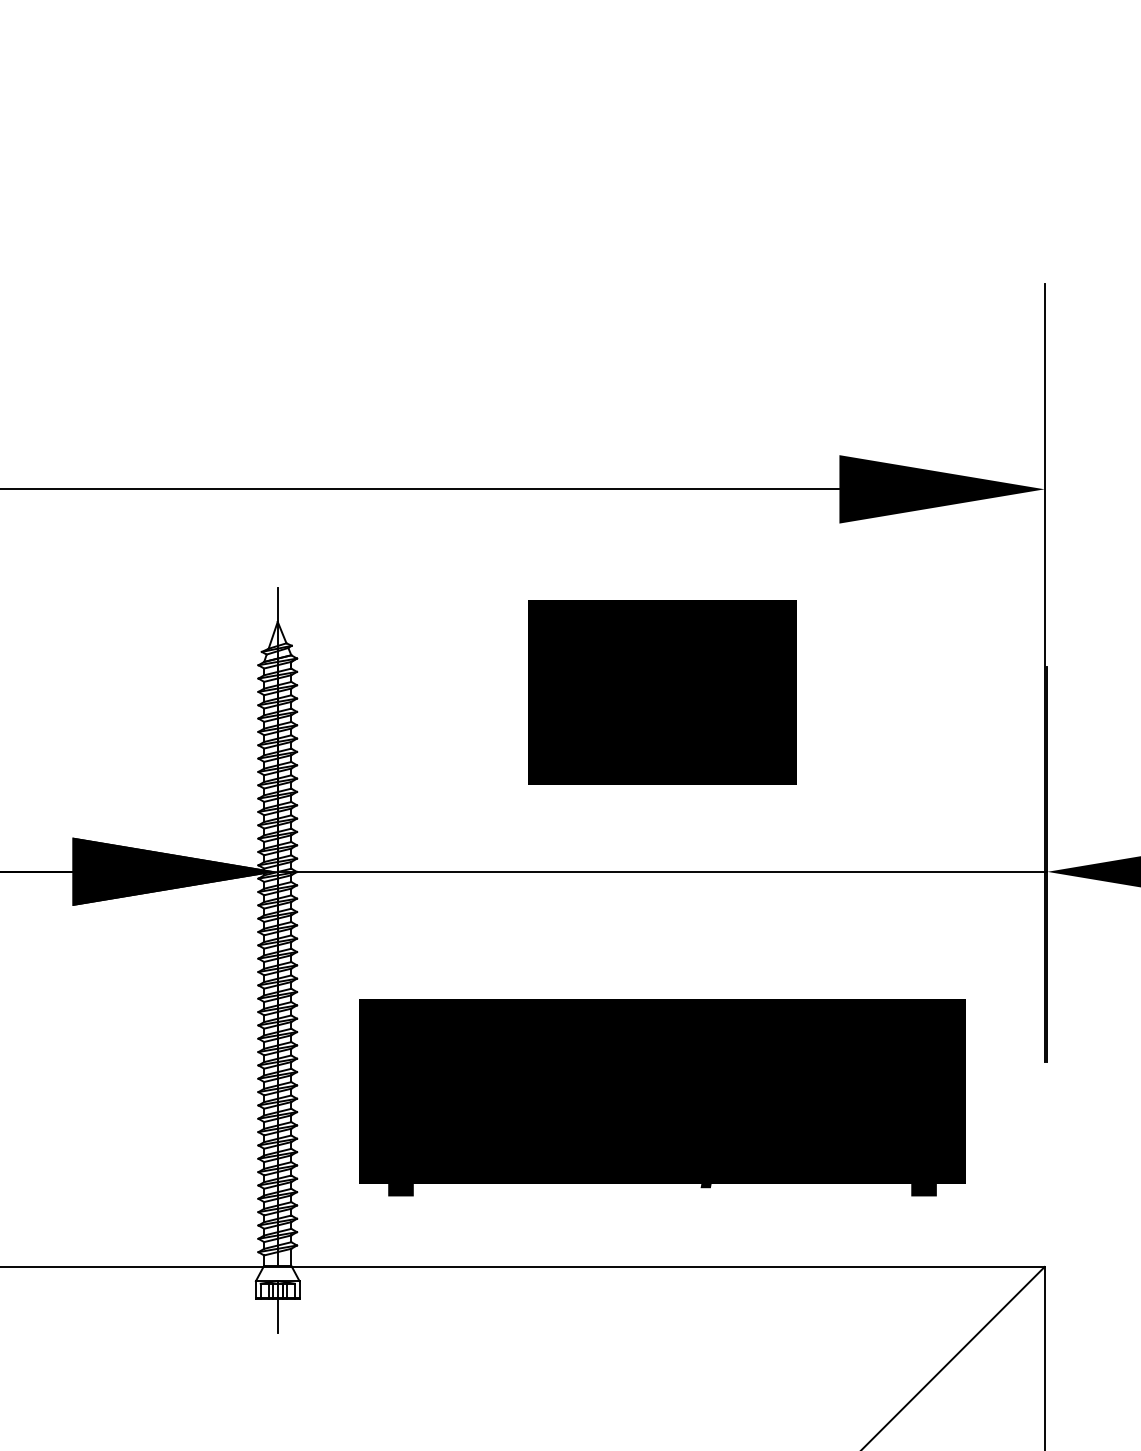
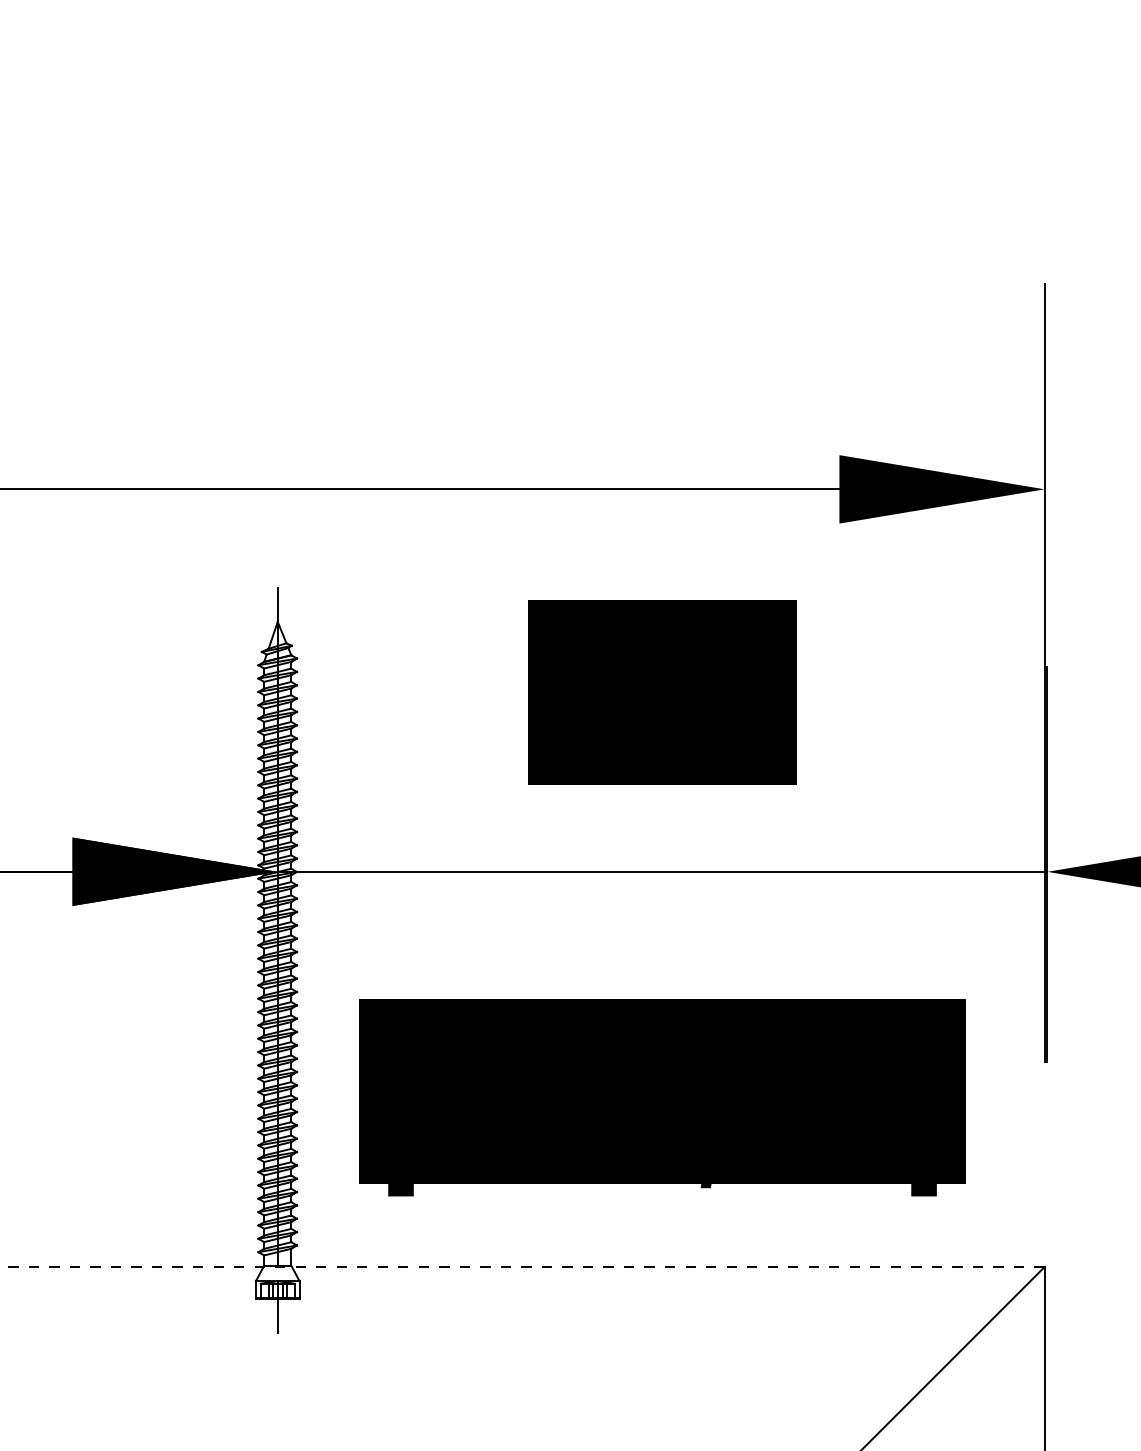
line: solid -> dashed (522, 1266)
